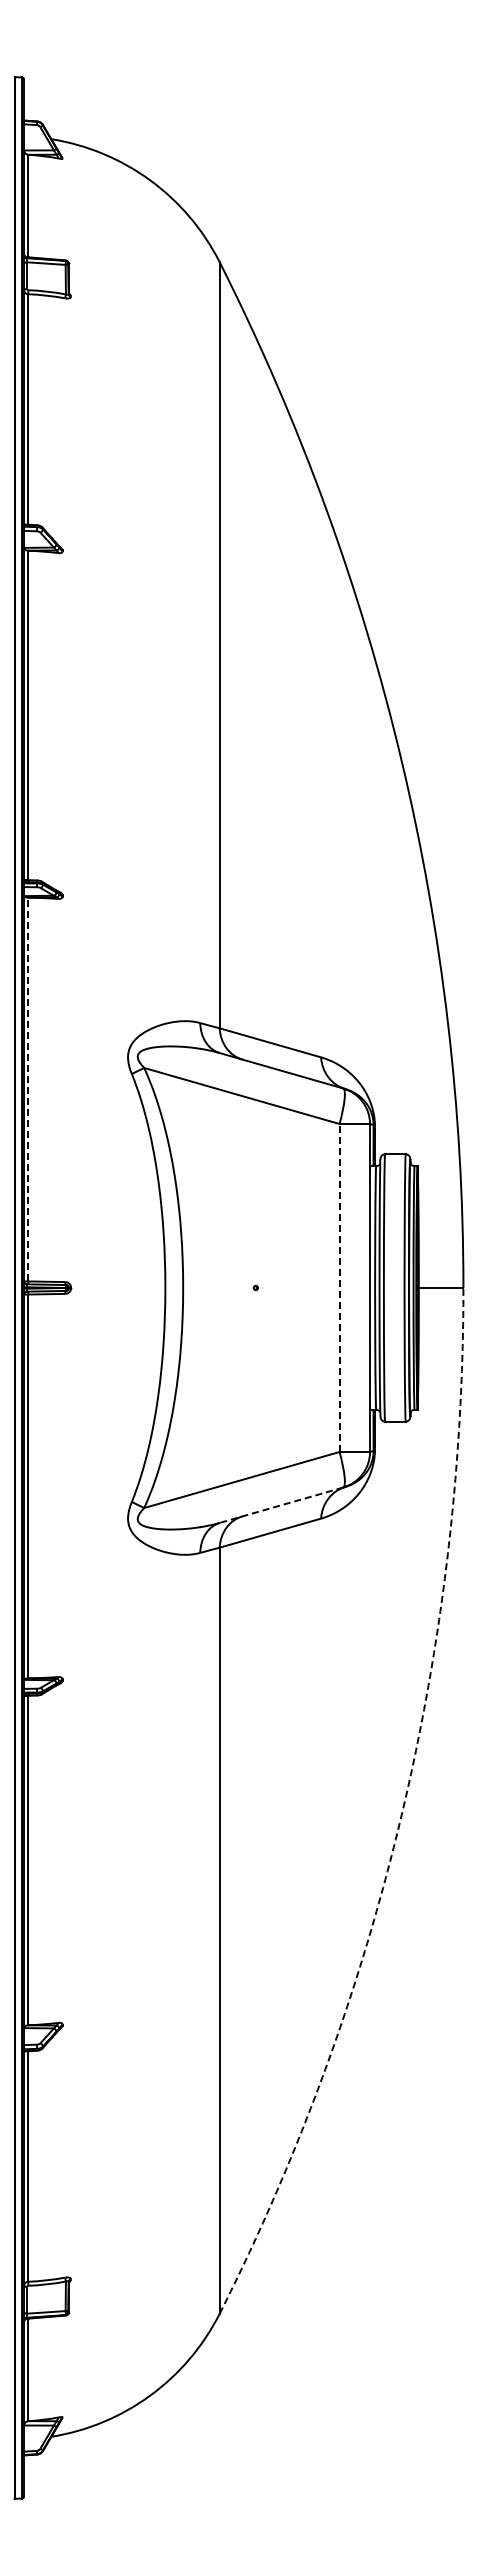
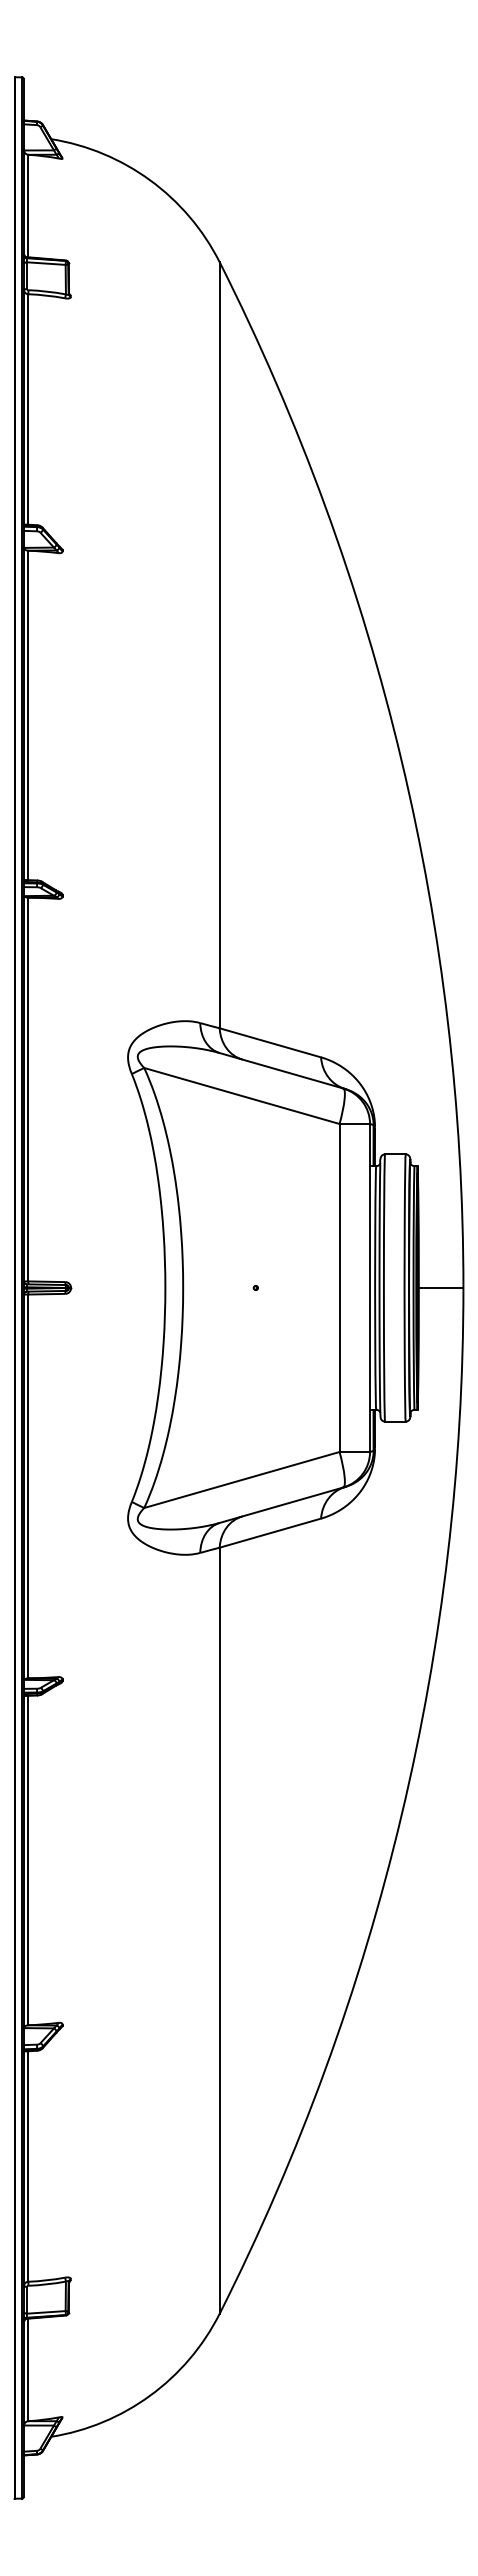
line: dashed -> solid (28, 1089)
line: dashed -> solid (339, 1287)
line: dashed -> solid (281, 1505)
arc: dashed -> solid (401, 1815)
